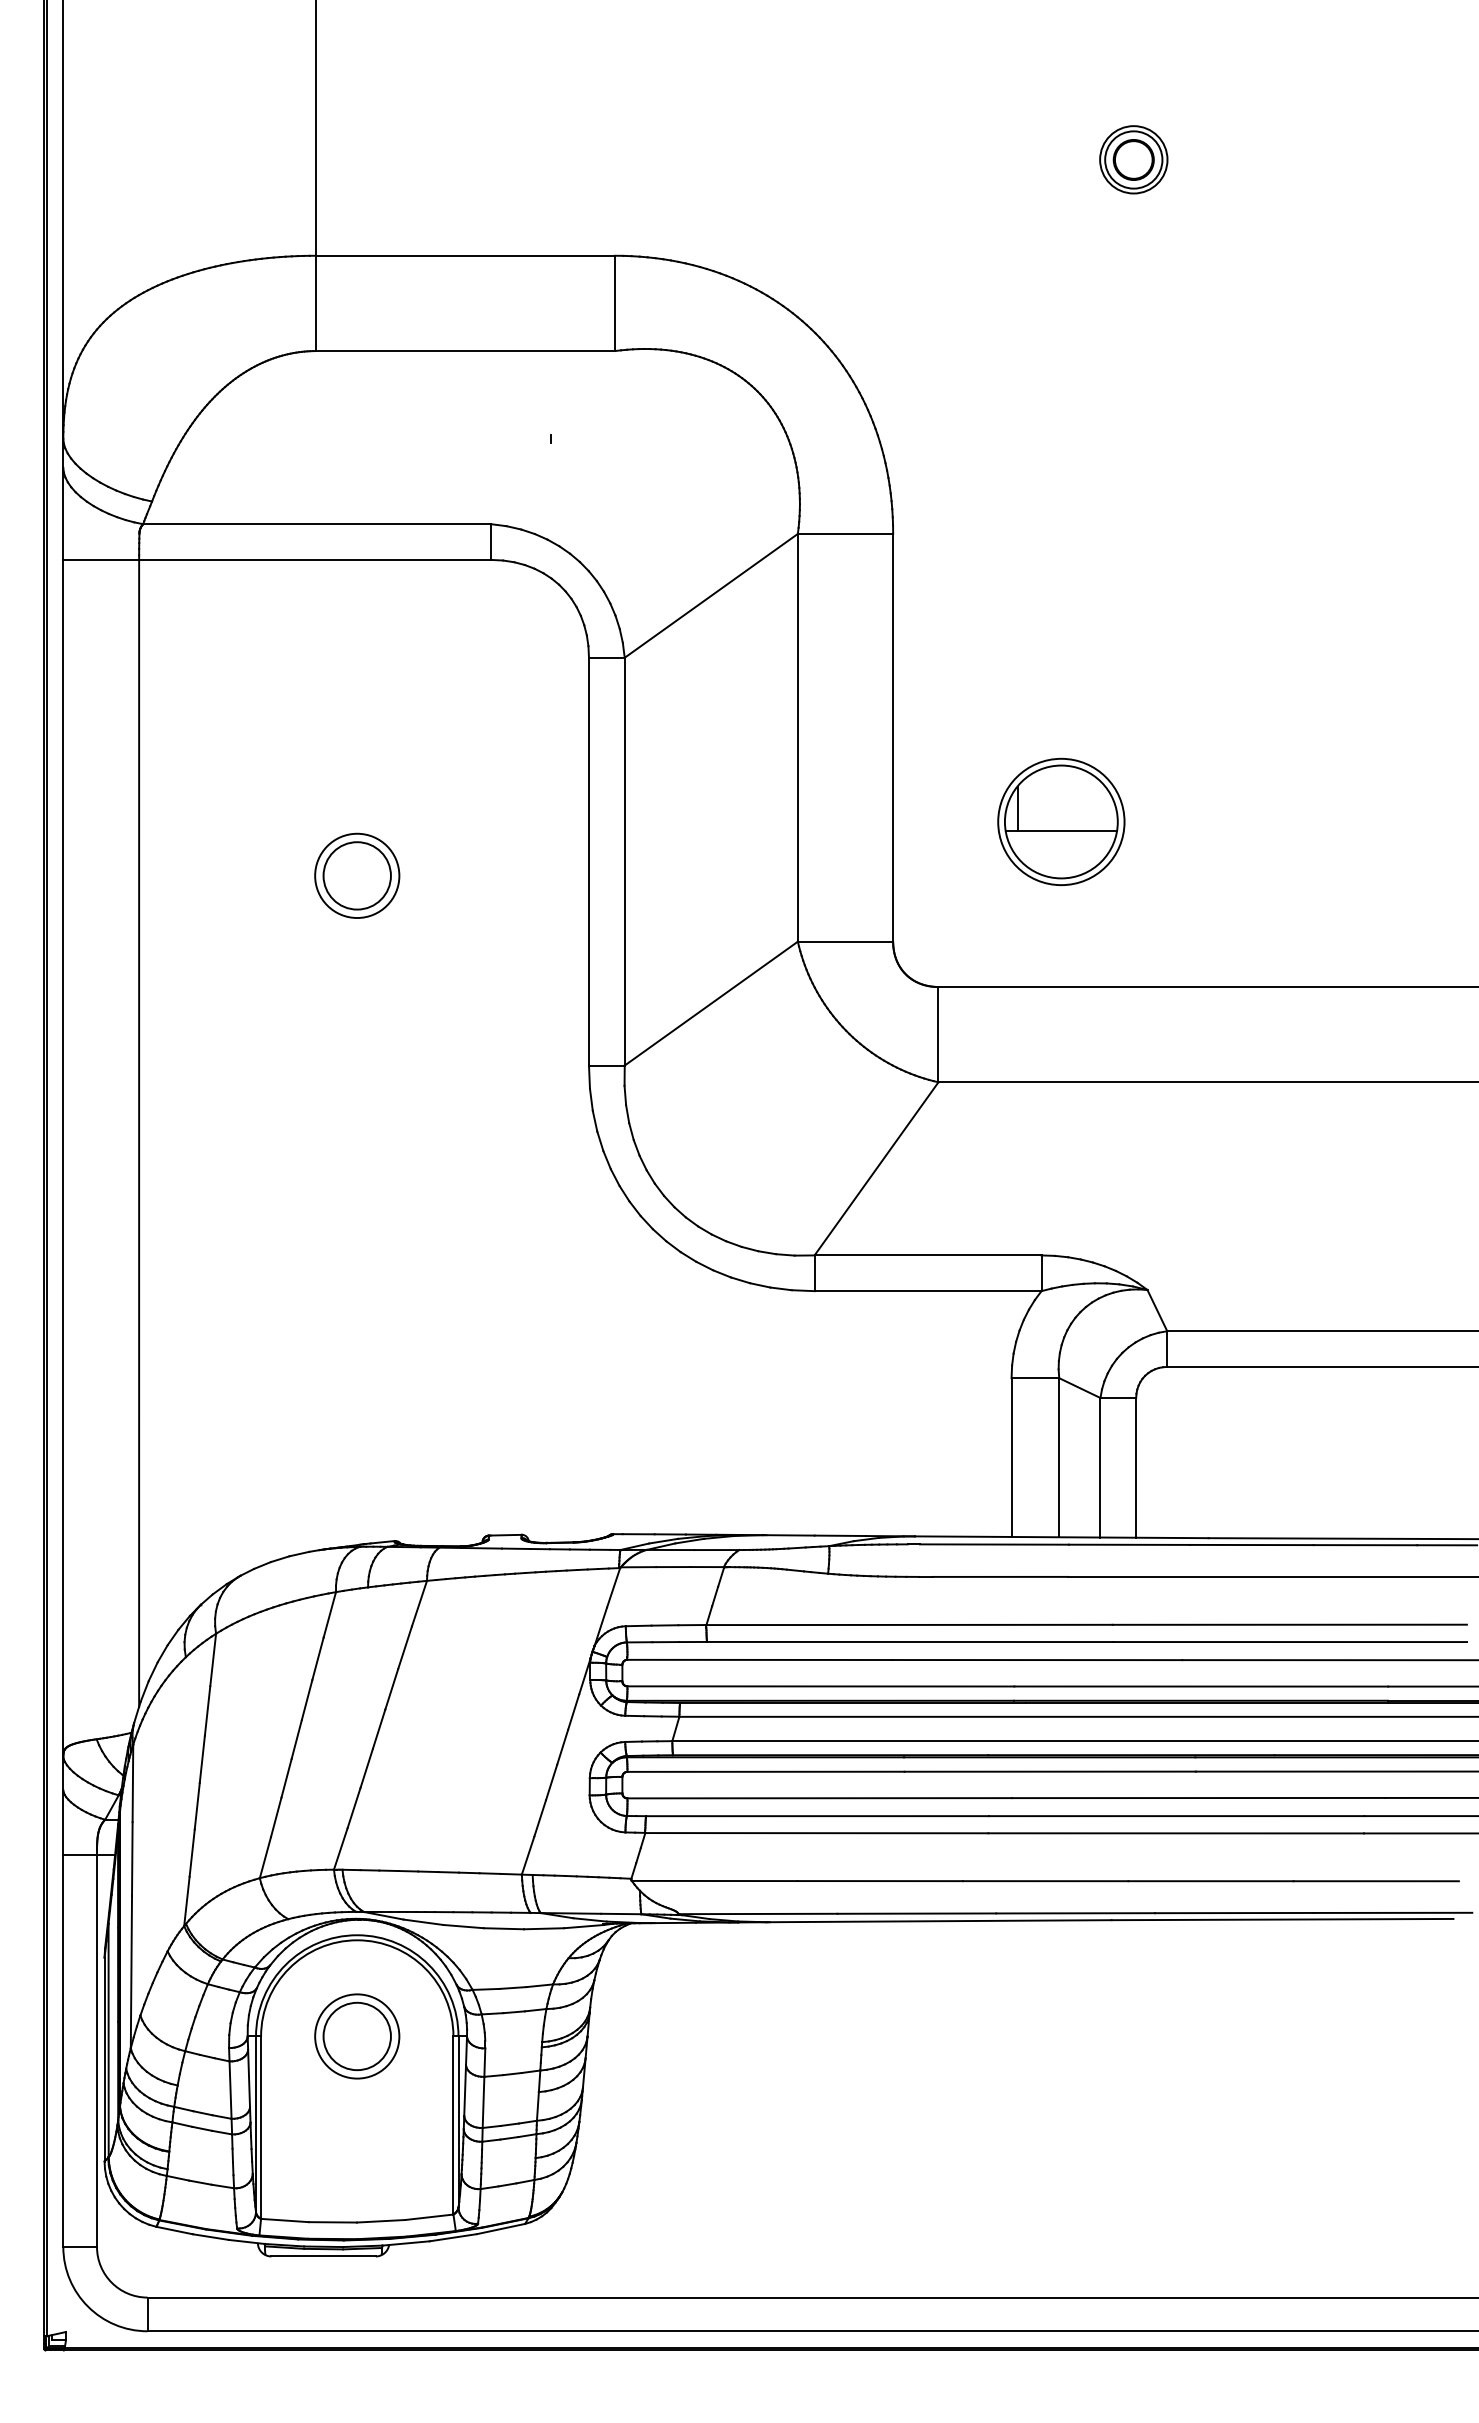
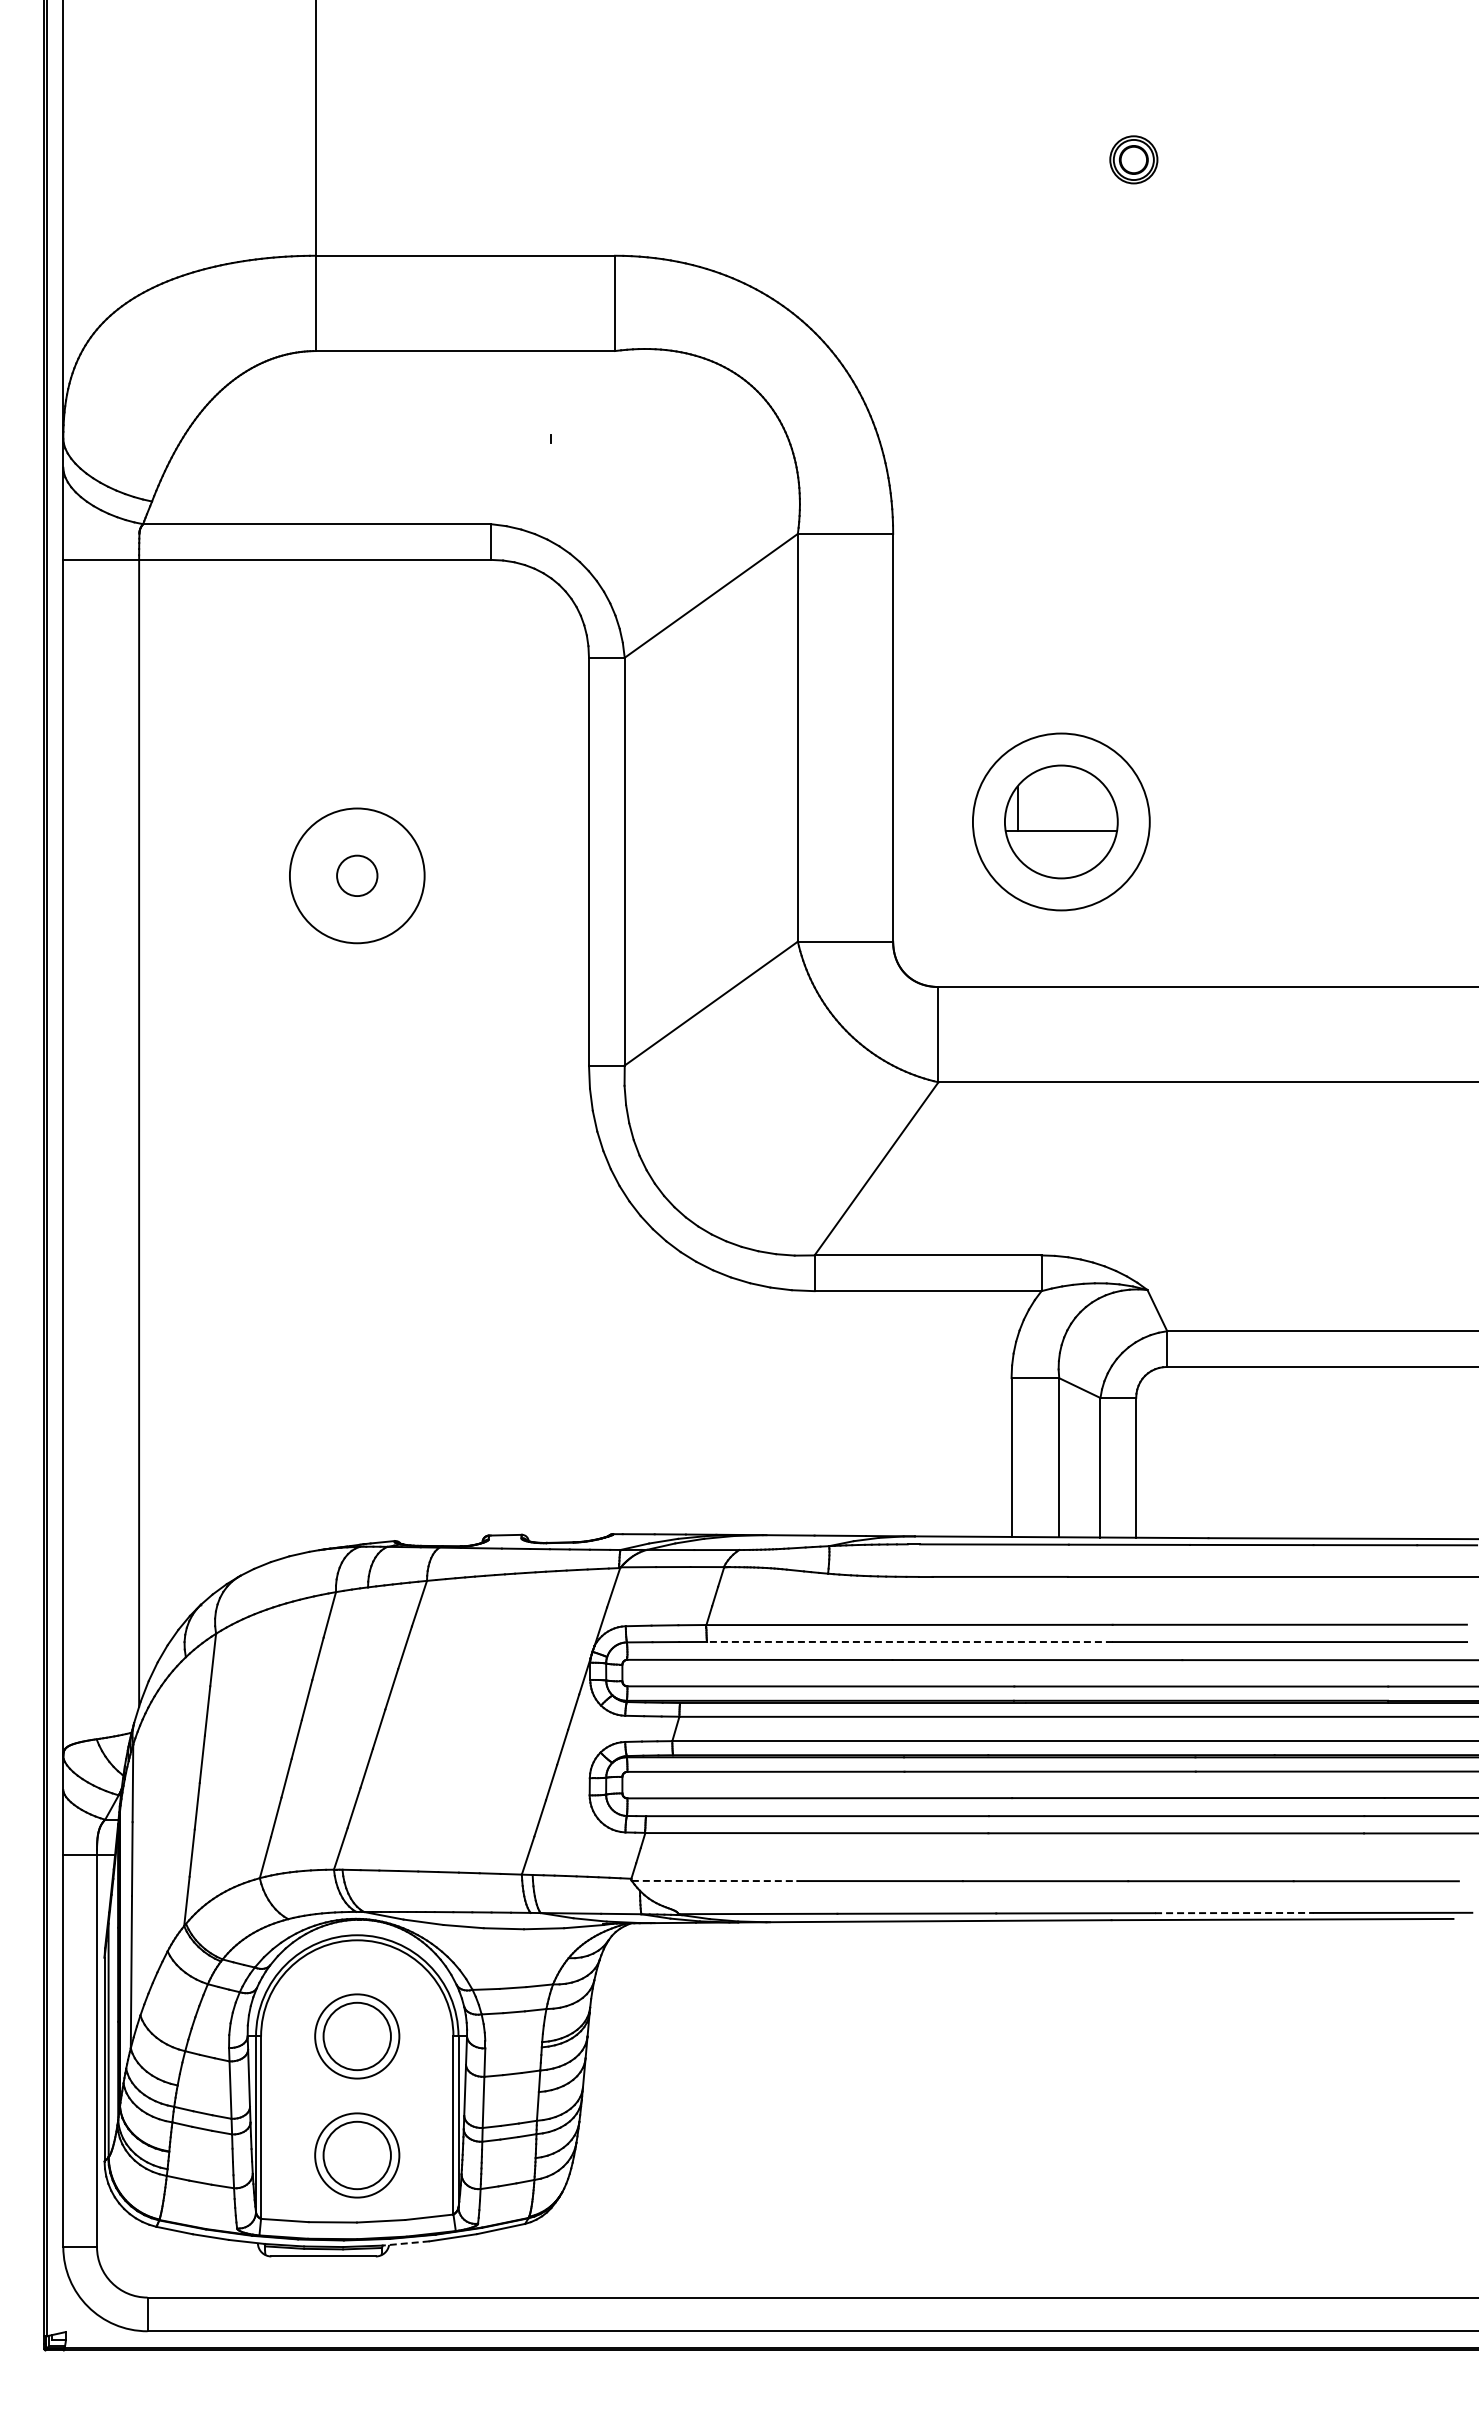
part size: 70x70 px -> 50x50 px (1133, 159)
circle diameter: 126 px -> 177 px (1060, 821)
circle diameter: 67 px -> 40 px (357, 875)
circle diameter: 84 px -> 135 px (356, 875)
line: solid -> dashed (909, 1642)
line: solid -> dashed (714, 1881)
line: solid -> dashed (1234, 1913)
part: none -> present (357, 2155)
line: solid -> dashed (406, 2243)
